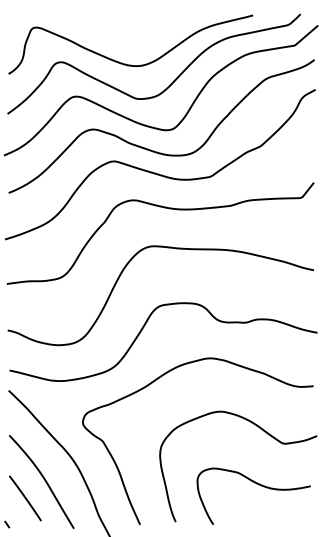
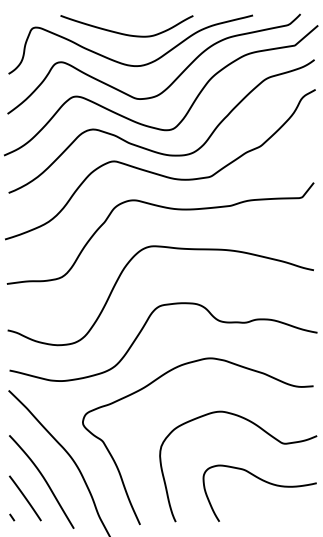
curve: none -> present (125, 33)
curve position: (258, 485) -> (264, 482) (264, 482)
line position: (7, 524) -> (12, 517) (12, 517)
